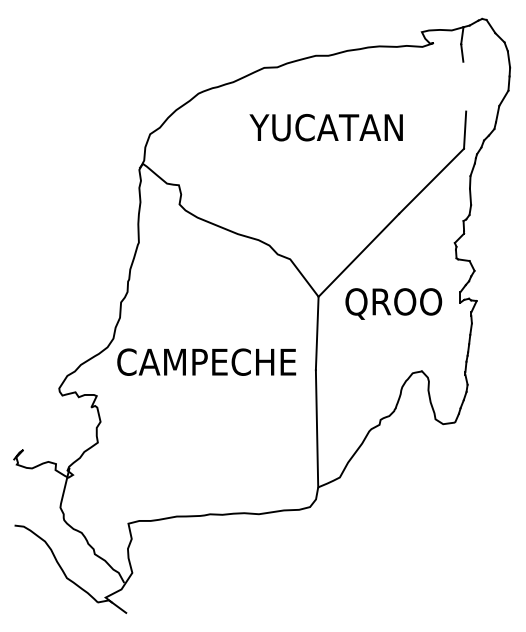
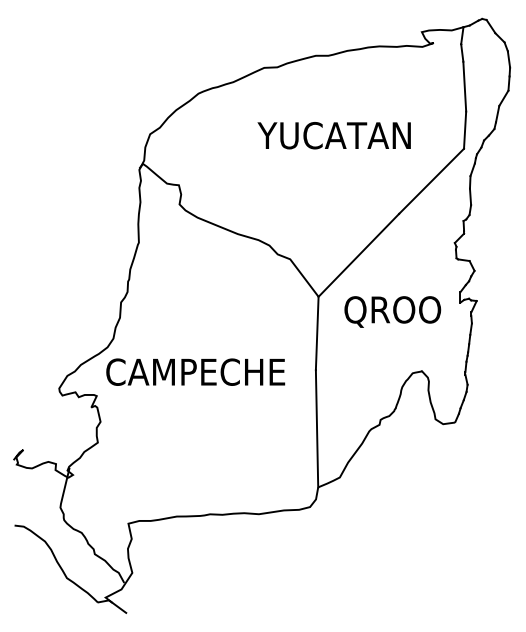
line: none -> present (464, 86)
text position: (325, 127) -> (333, 135) (333, 135)
text position: (393, 303) -> (392, 311) (392, 311)
text position: (206, 361) -> (195, 371) (195, 371)
